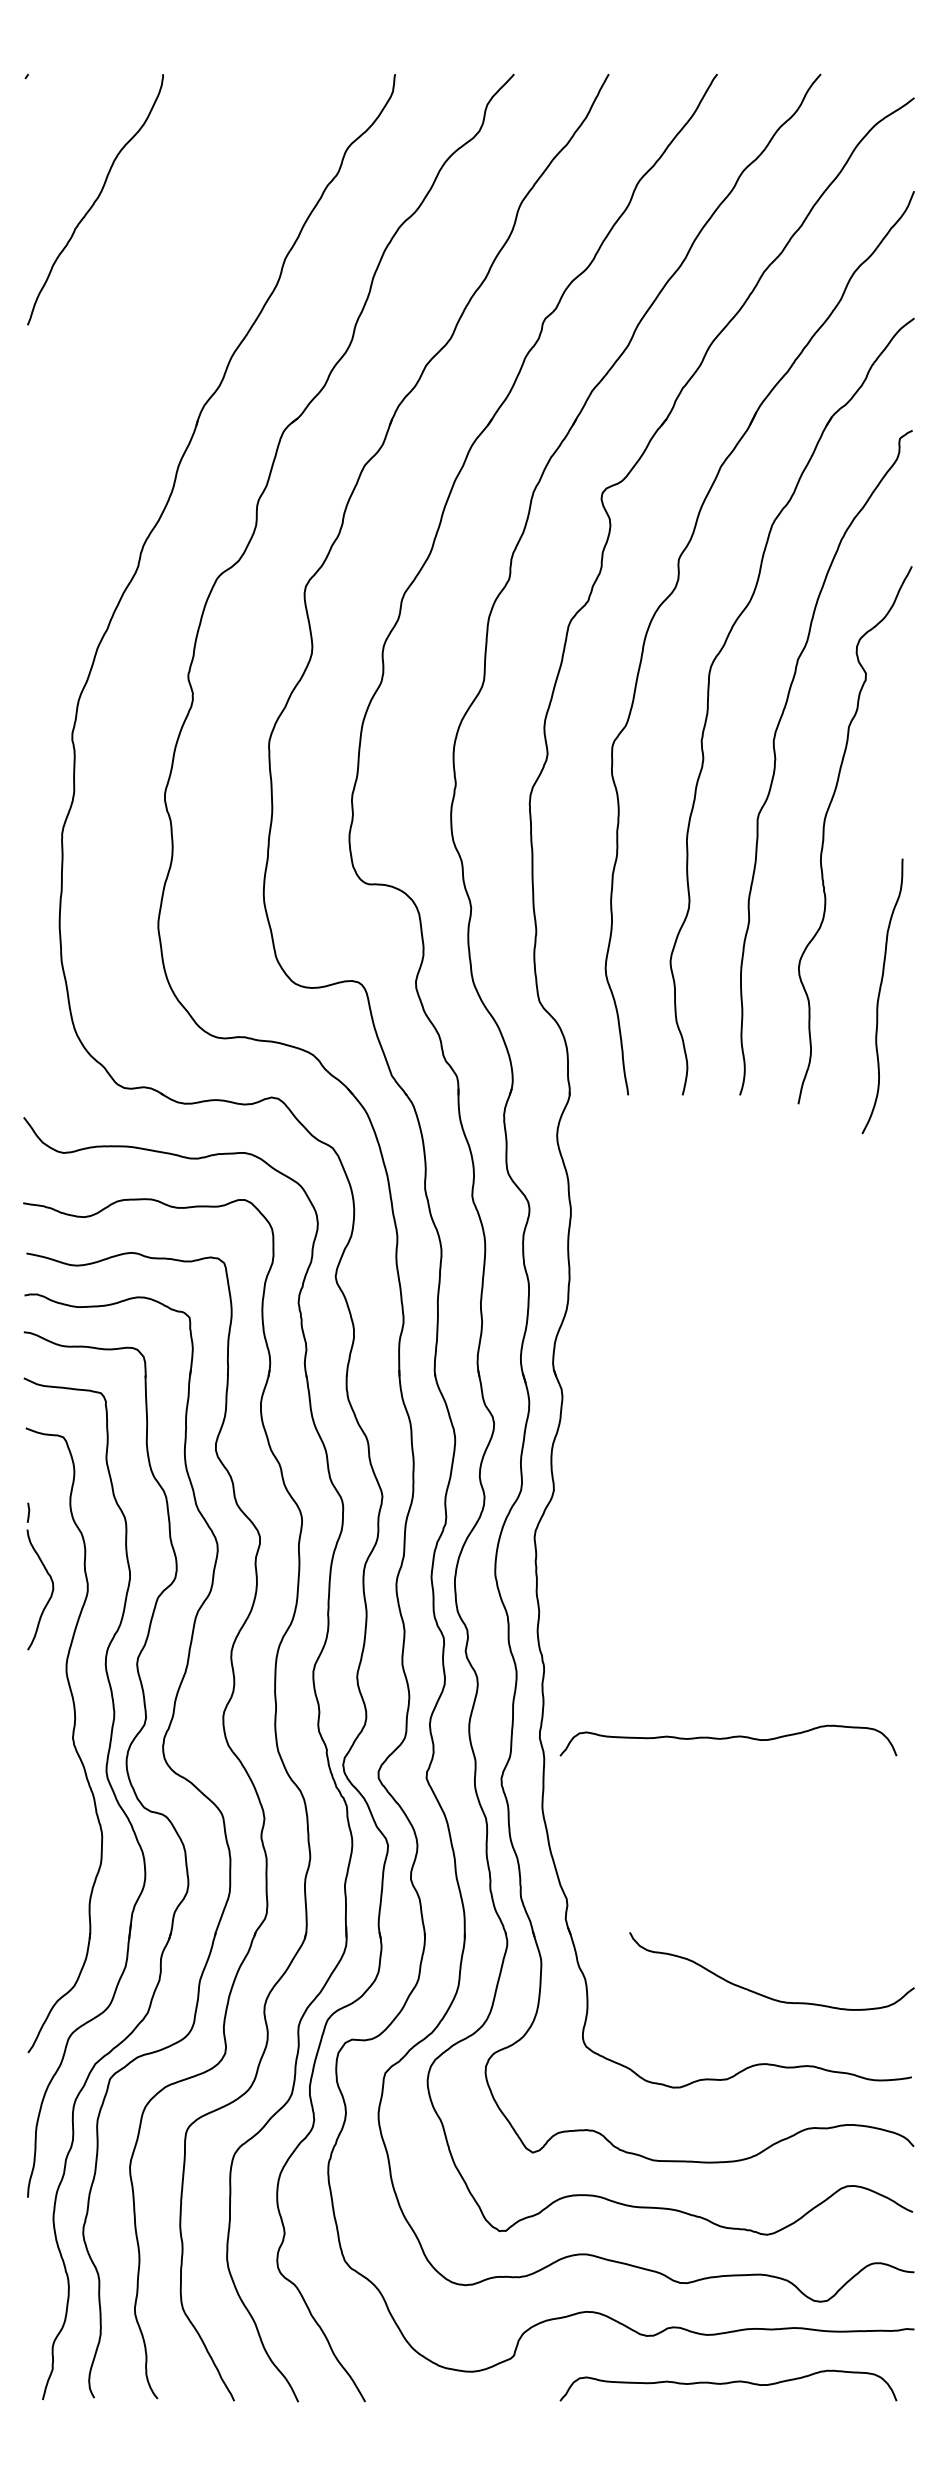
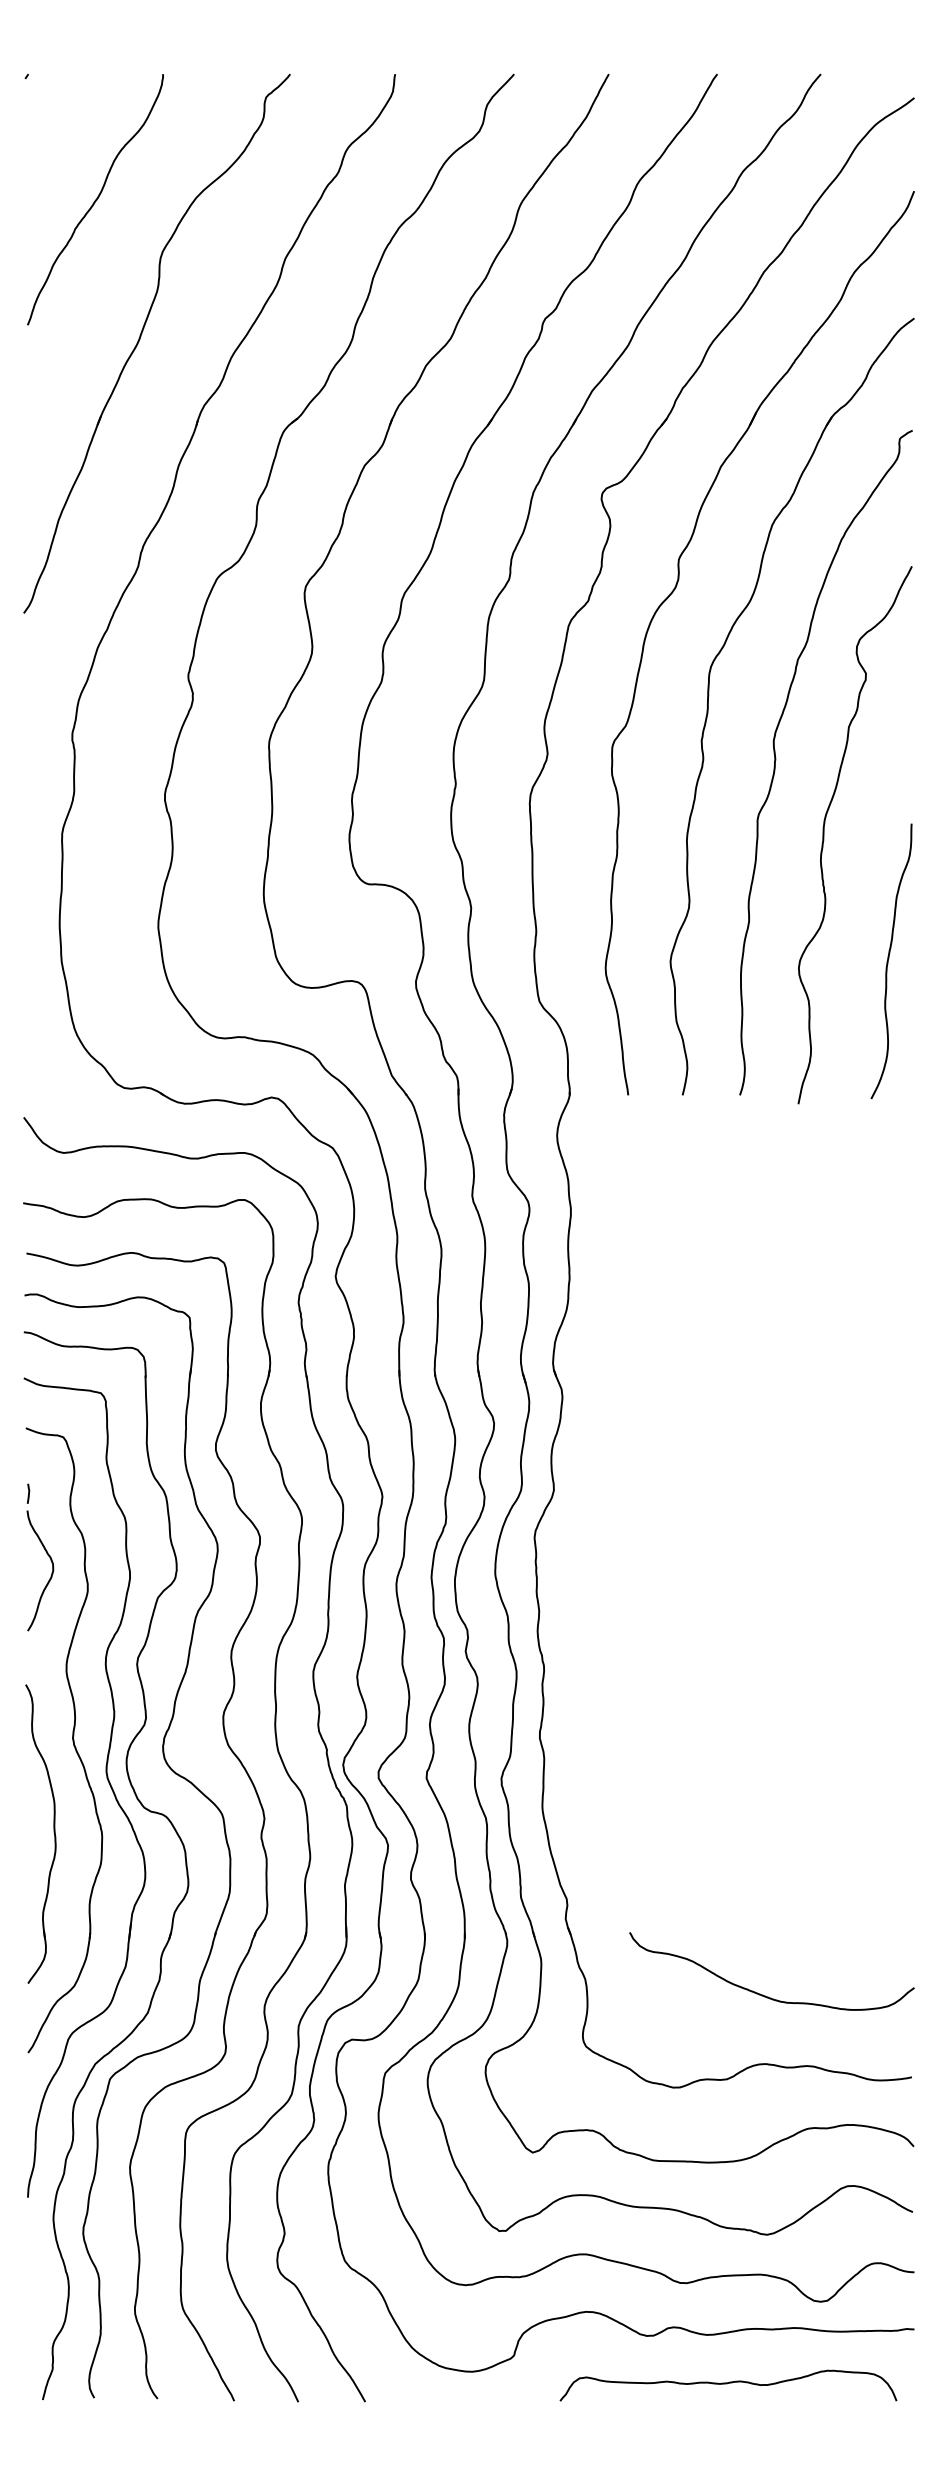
part: none -> present (140, 339)
curve position: (879, 996) -> (888, 961) (888, 961)
part position: (46, 1572) -> (46, 1553) (46, 1553)
curve: present -> none (727, 1739)
part: none -> present (53, 1832)
